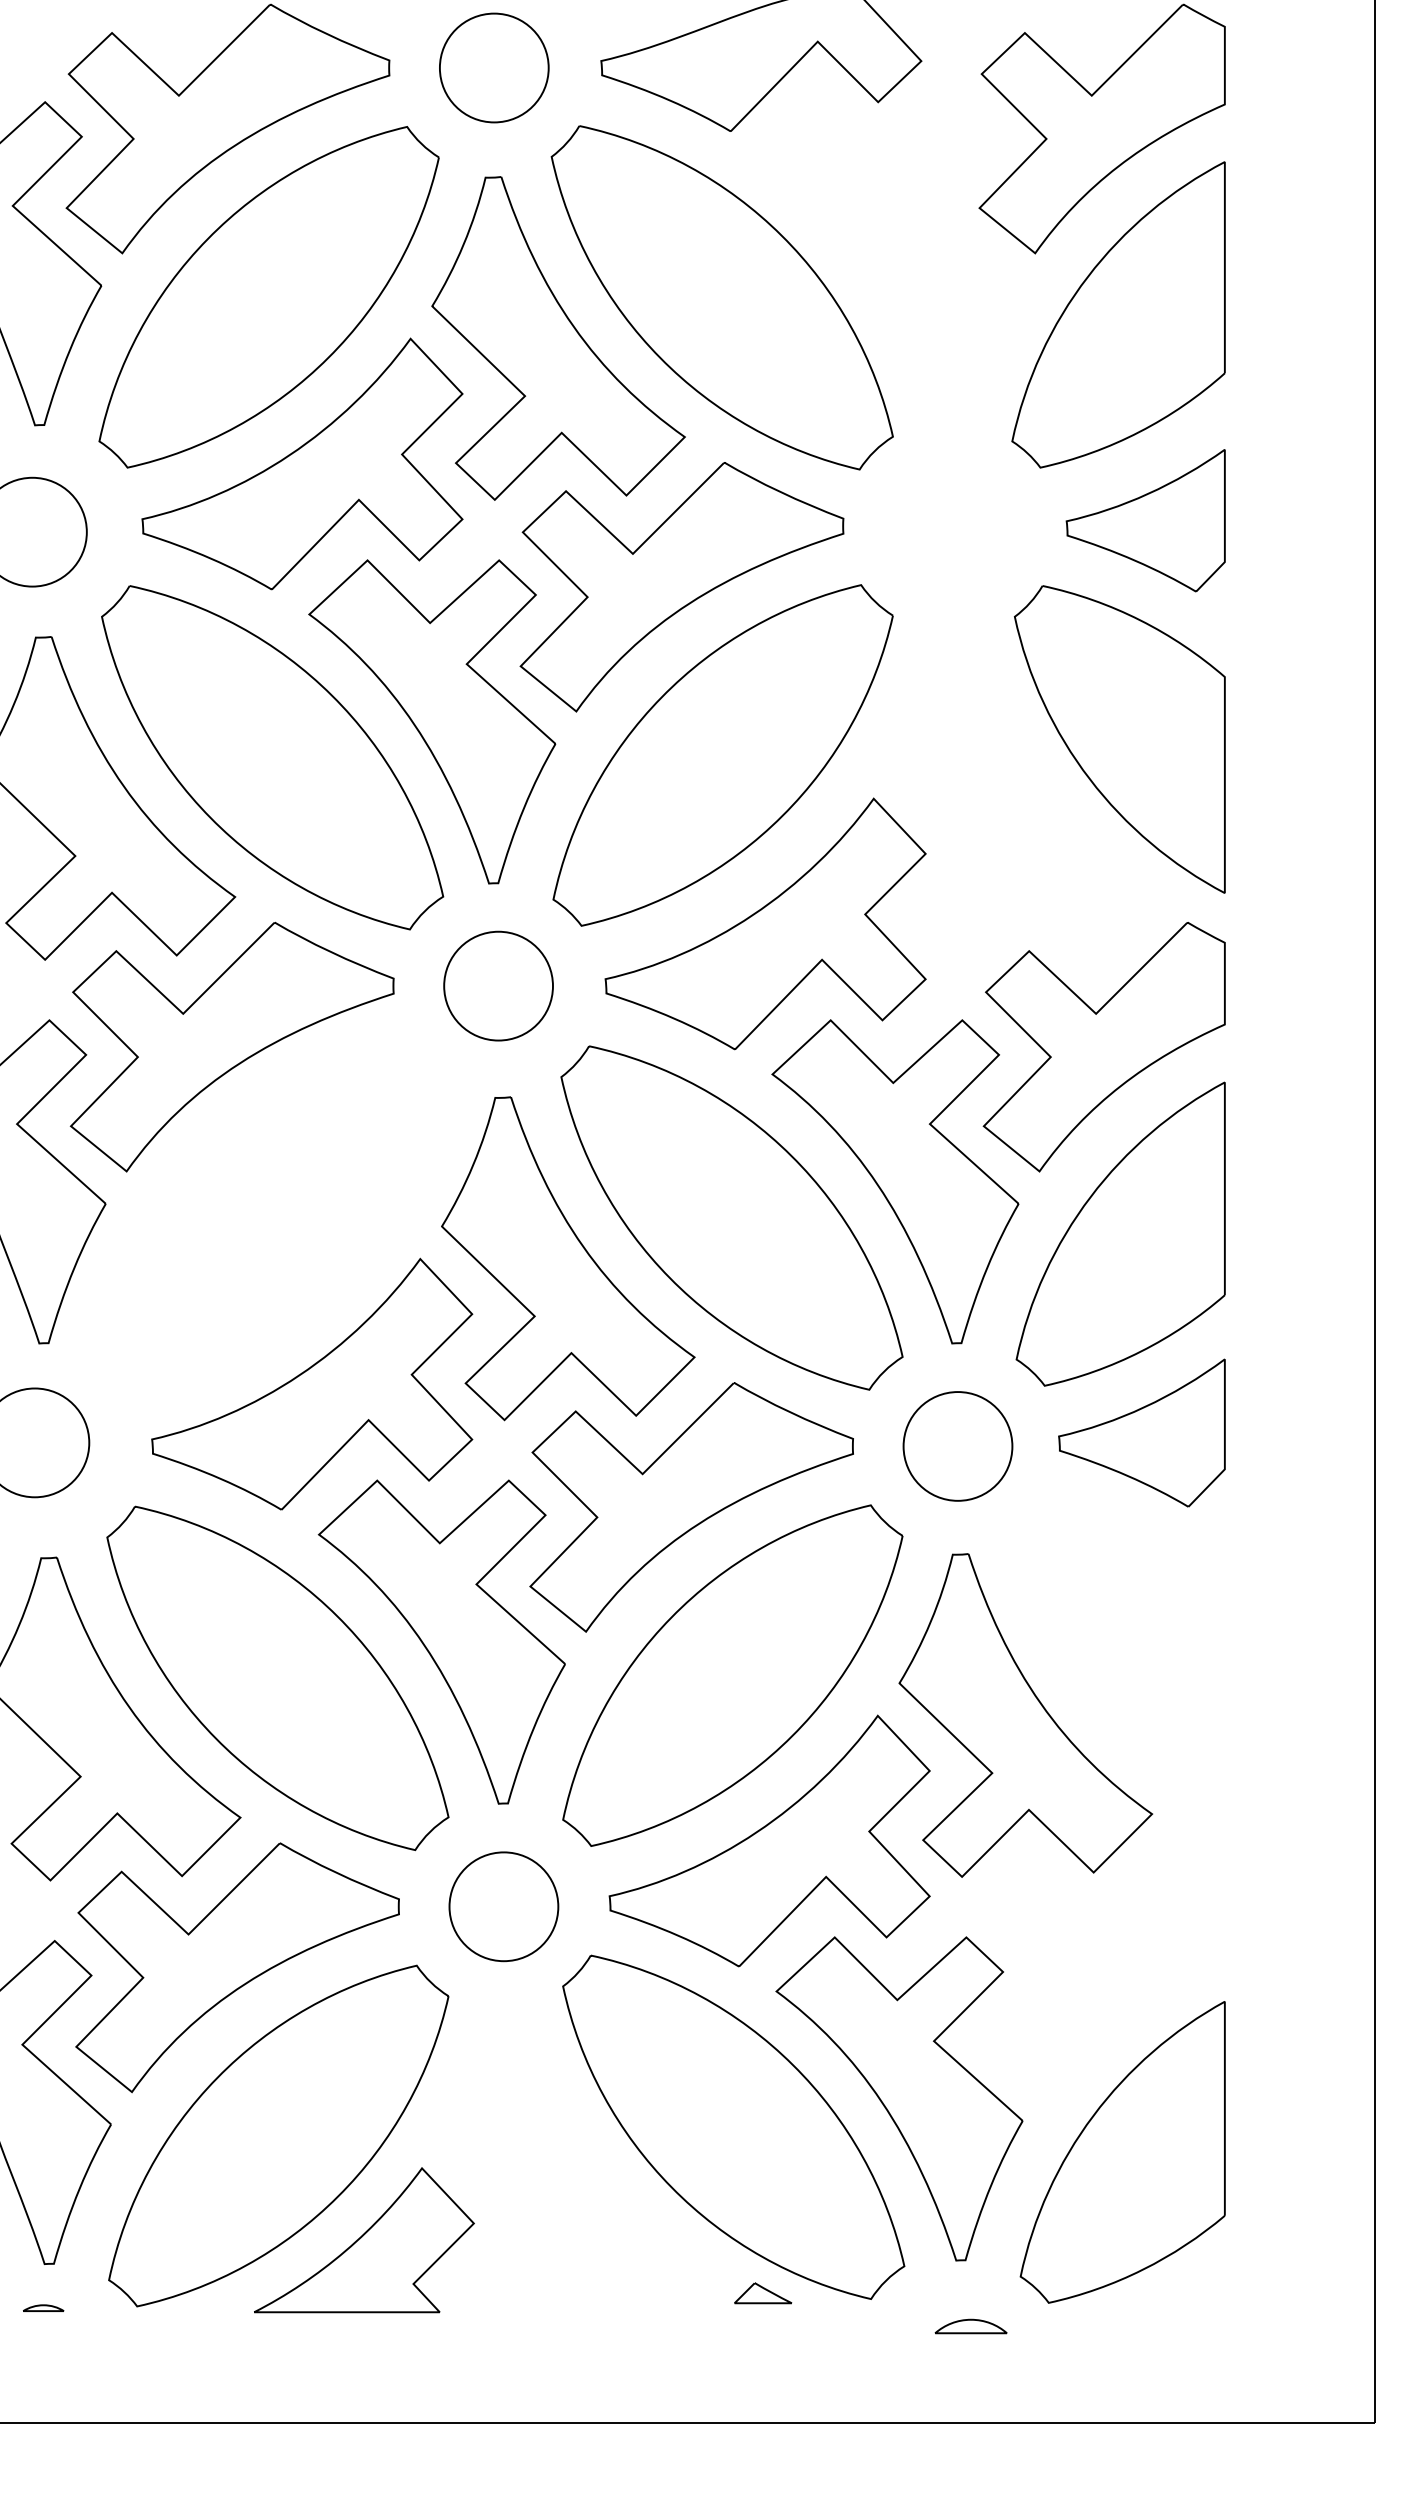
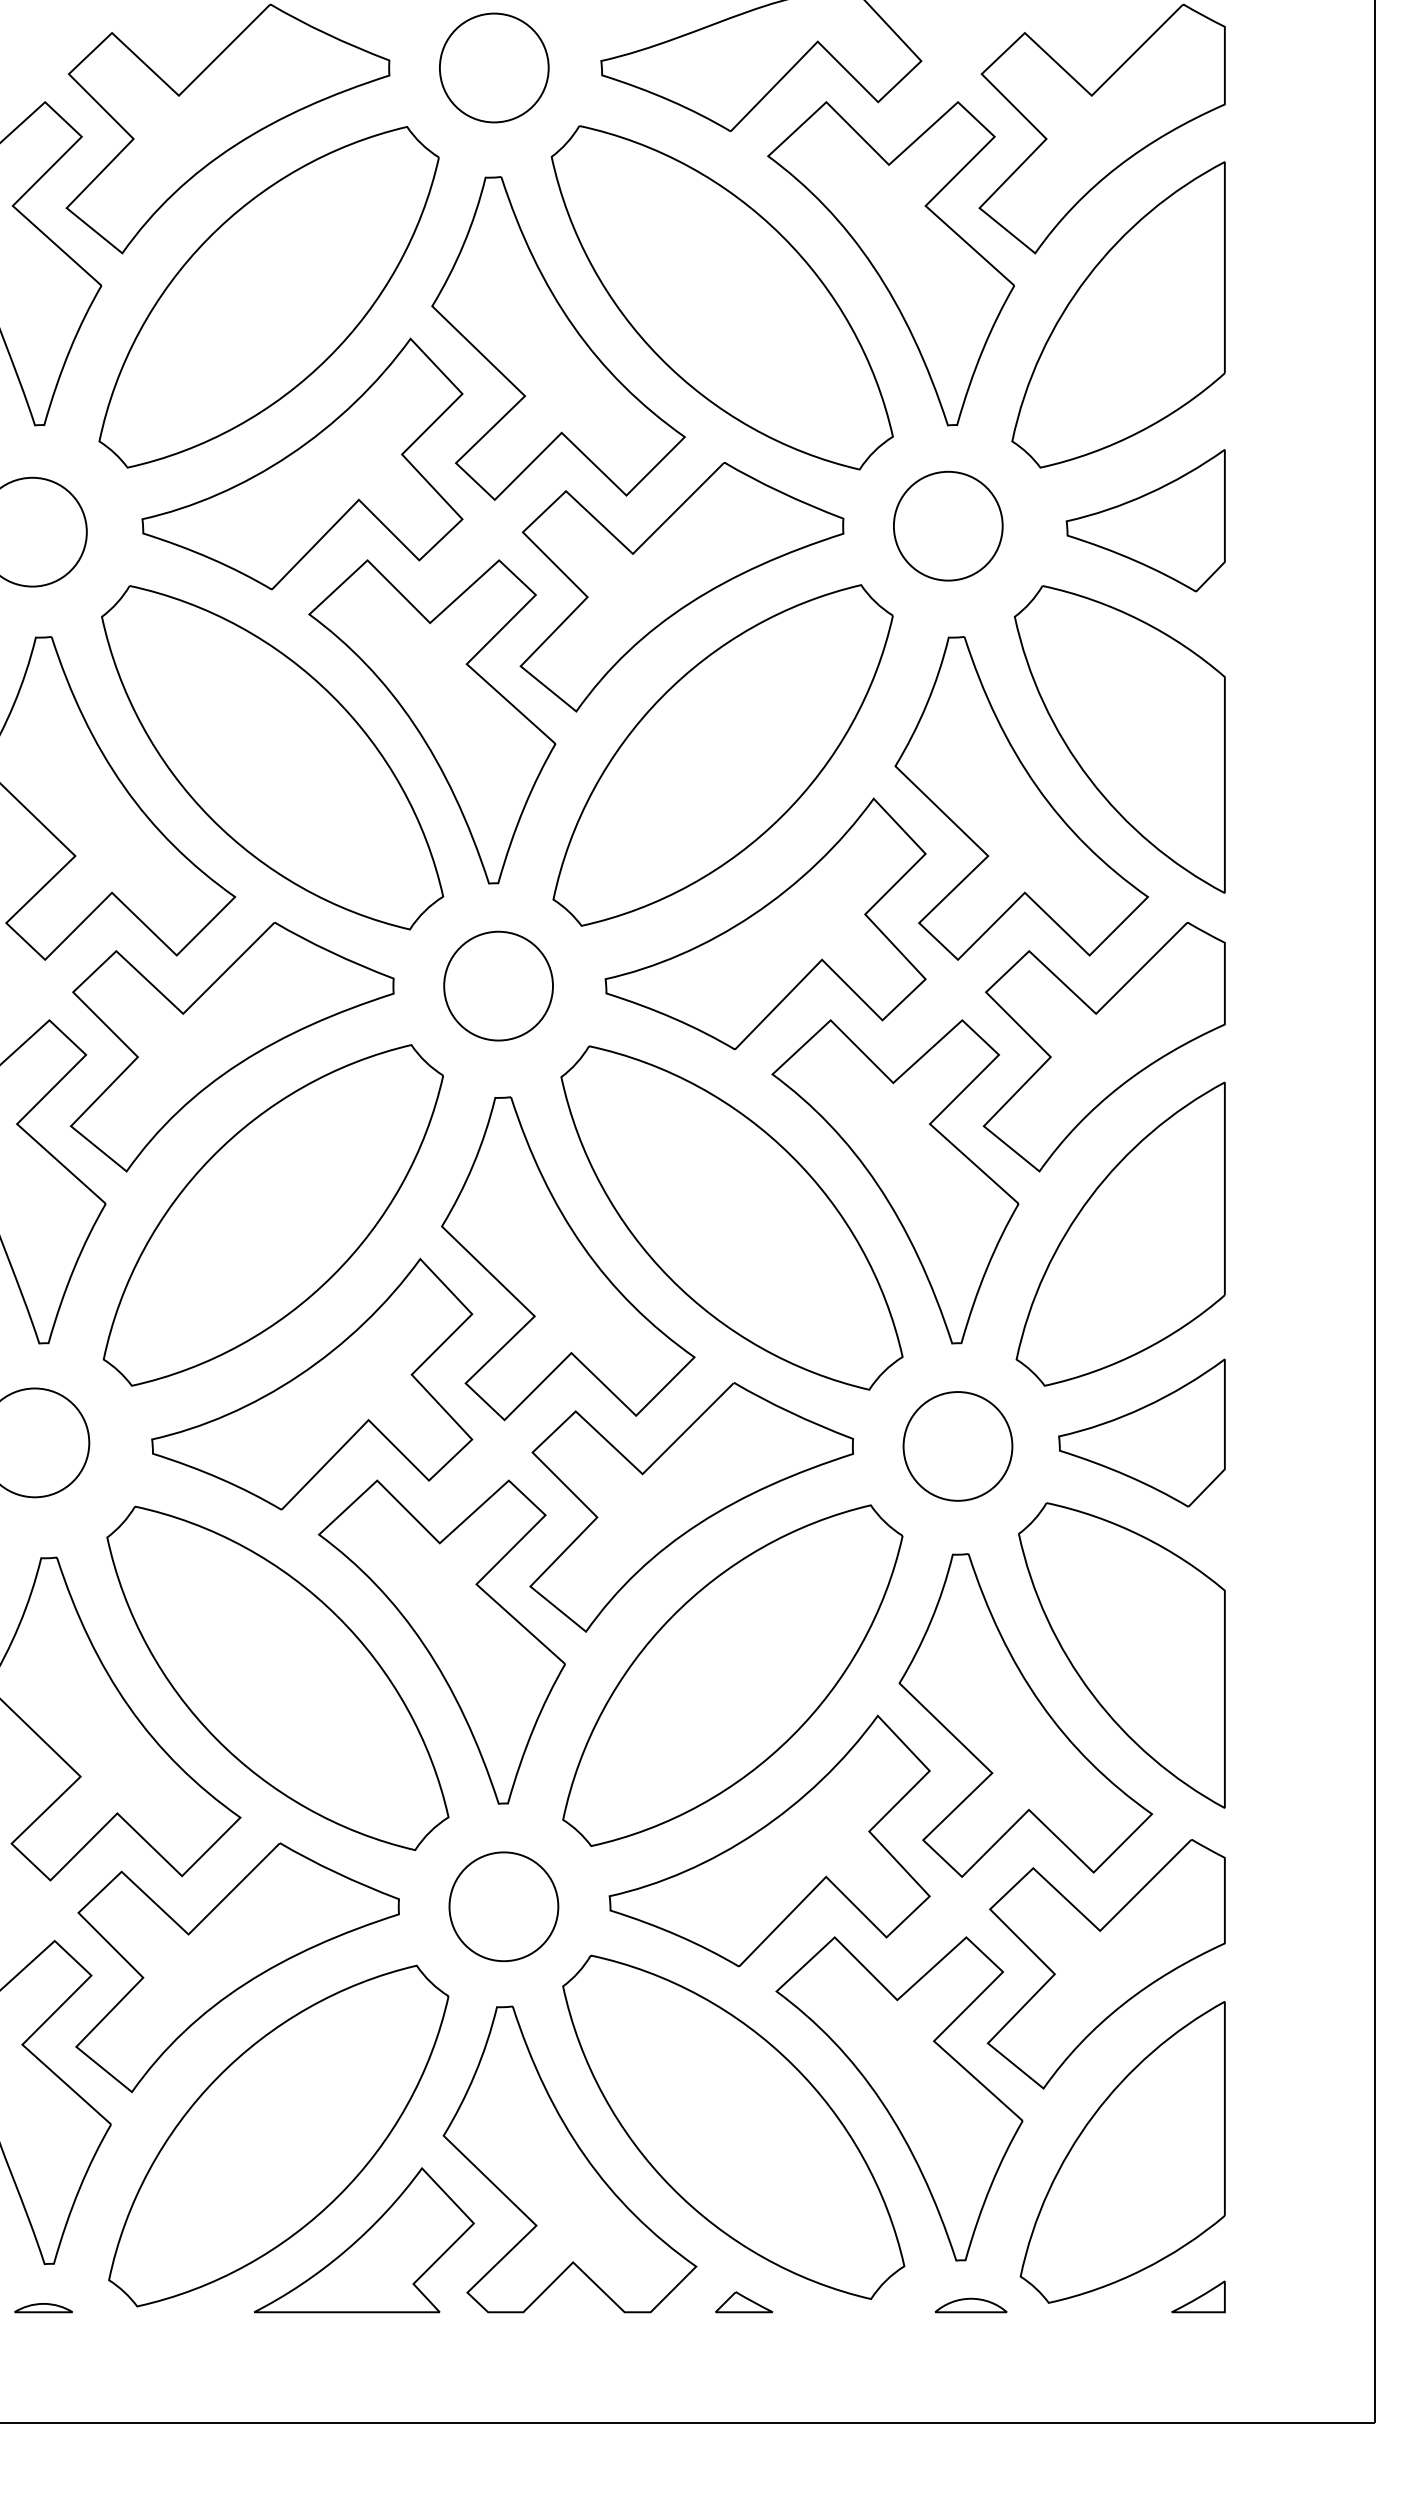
part: none -> present (890, 263)
part: none -> present (948, 525)
part: none -> present (1021, 798)
part: none -> present (272, 1215)
part: none -> present (1121, 1655)
part: none -> present (1105, 1964)
part: none -> present (569, 2159)
part position: (763, 2293) -> (744, 2302) (744, 2302)
part: none -> present (1198, 2296)
part size: 42x8 px -> 59x11 px (43, 2308)
part position: (970, 2326) -> (970, 2305) (970, 2305)
